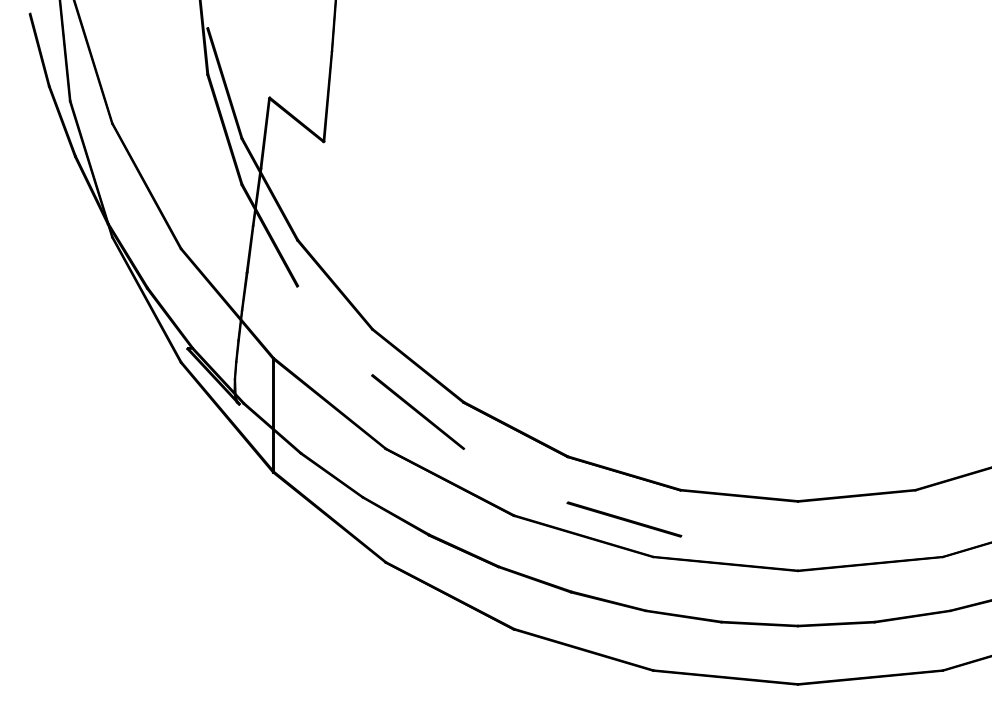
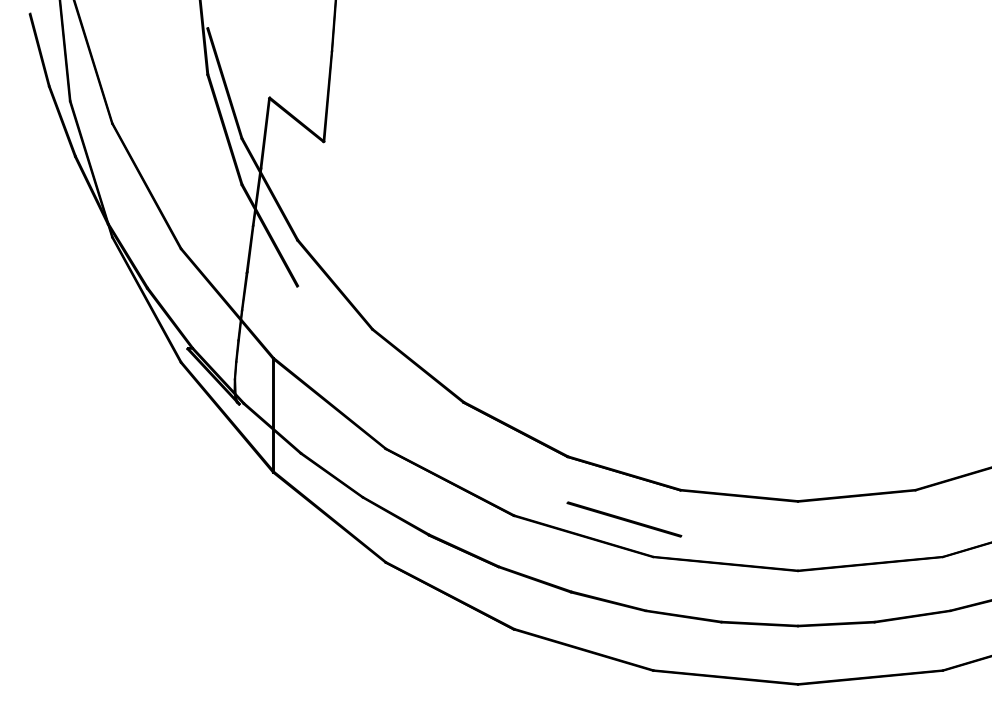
line: present -> none (418, 411)
